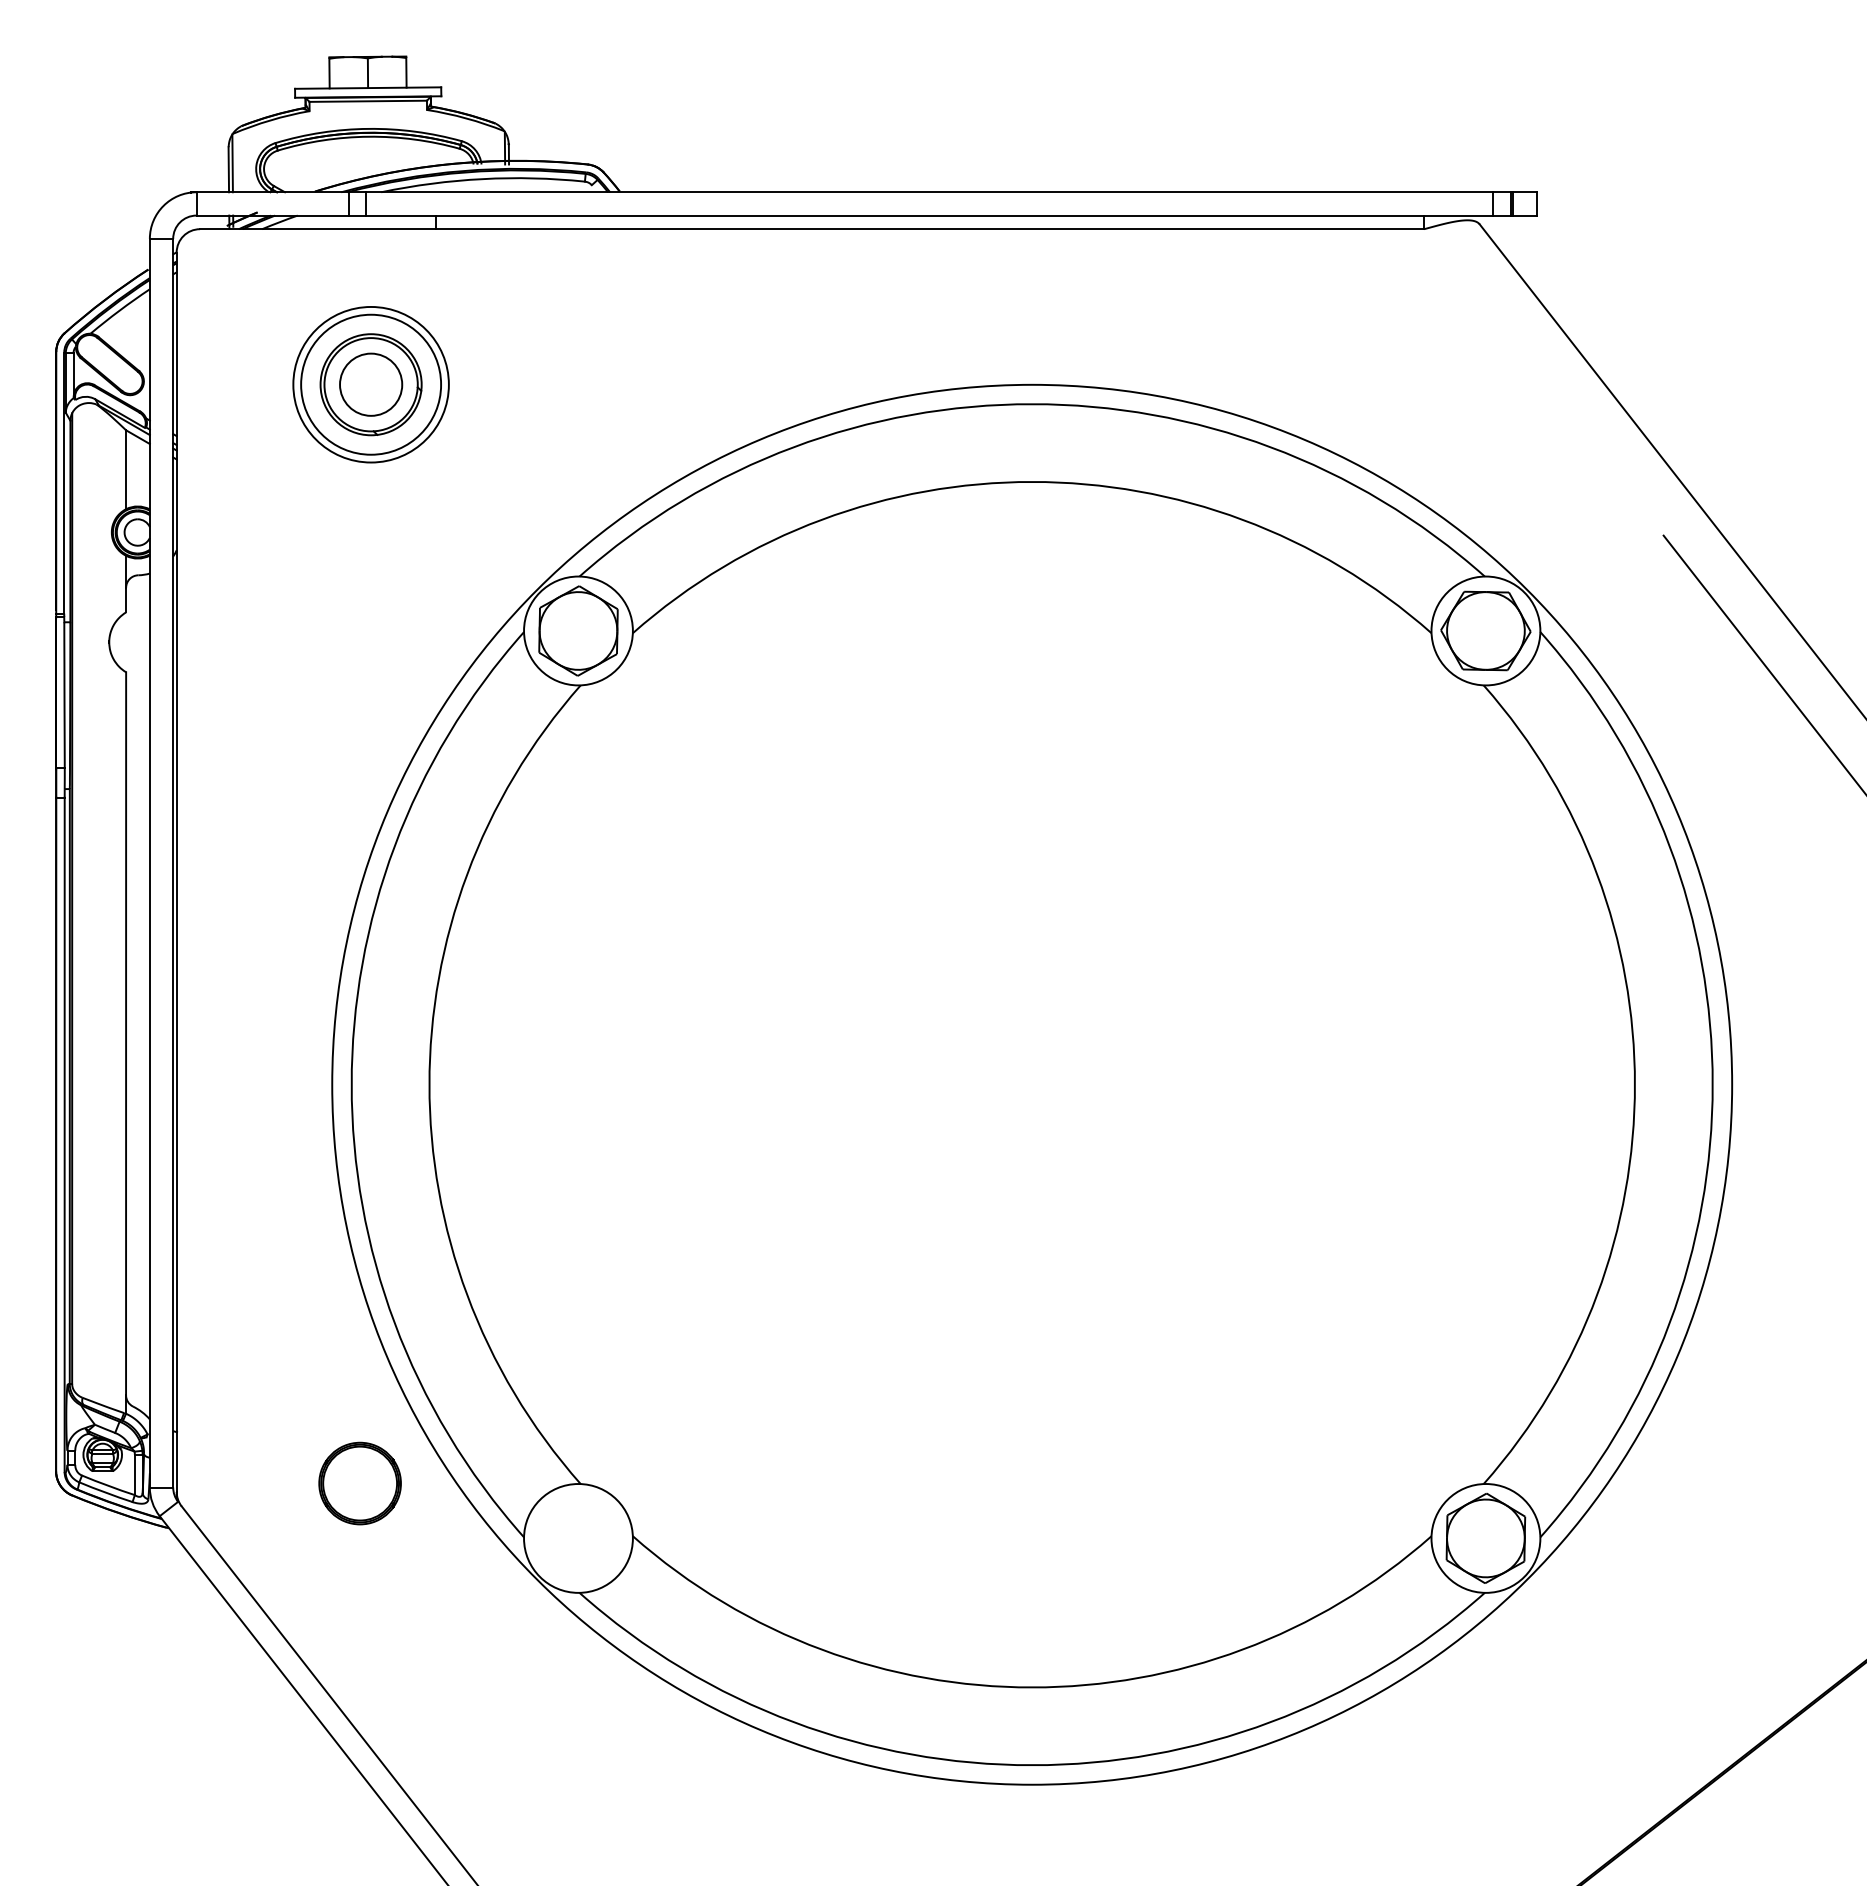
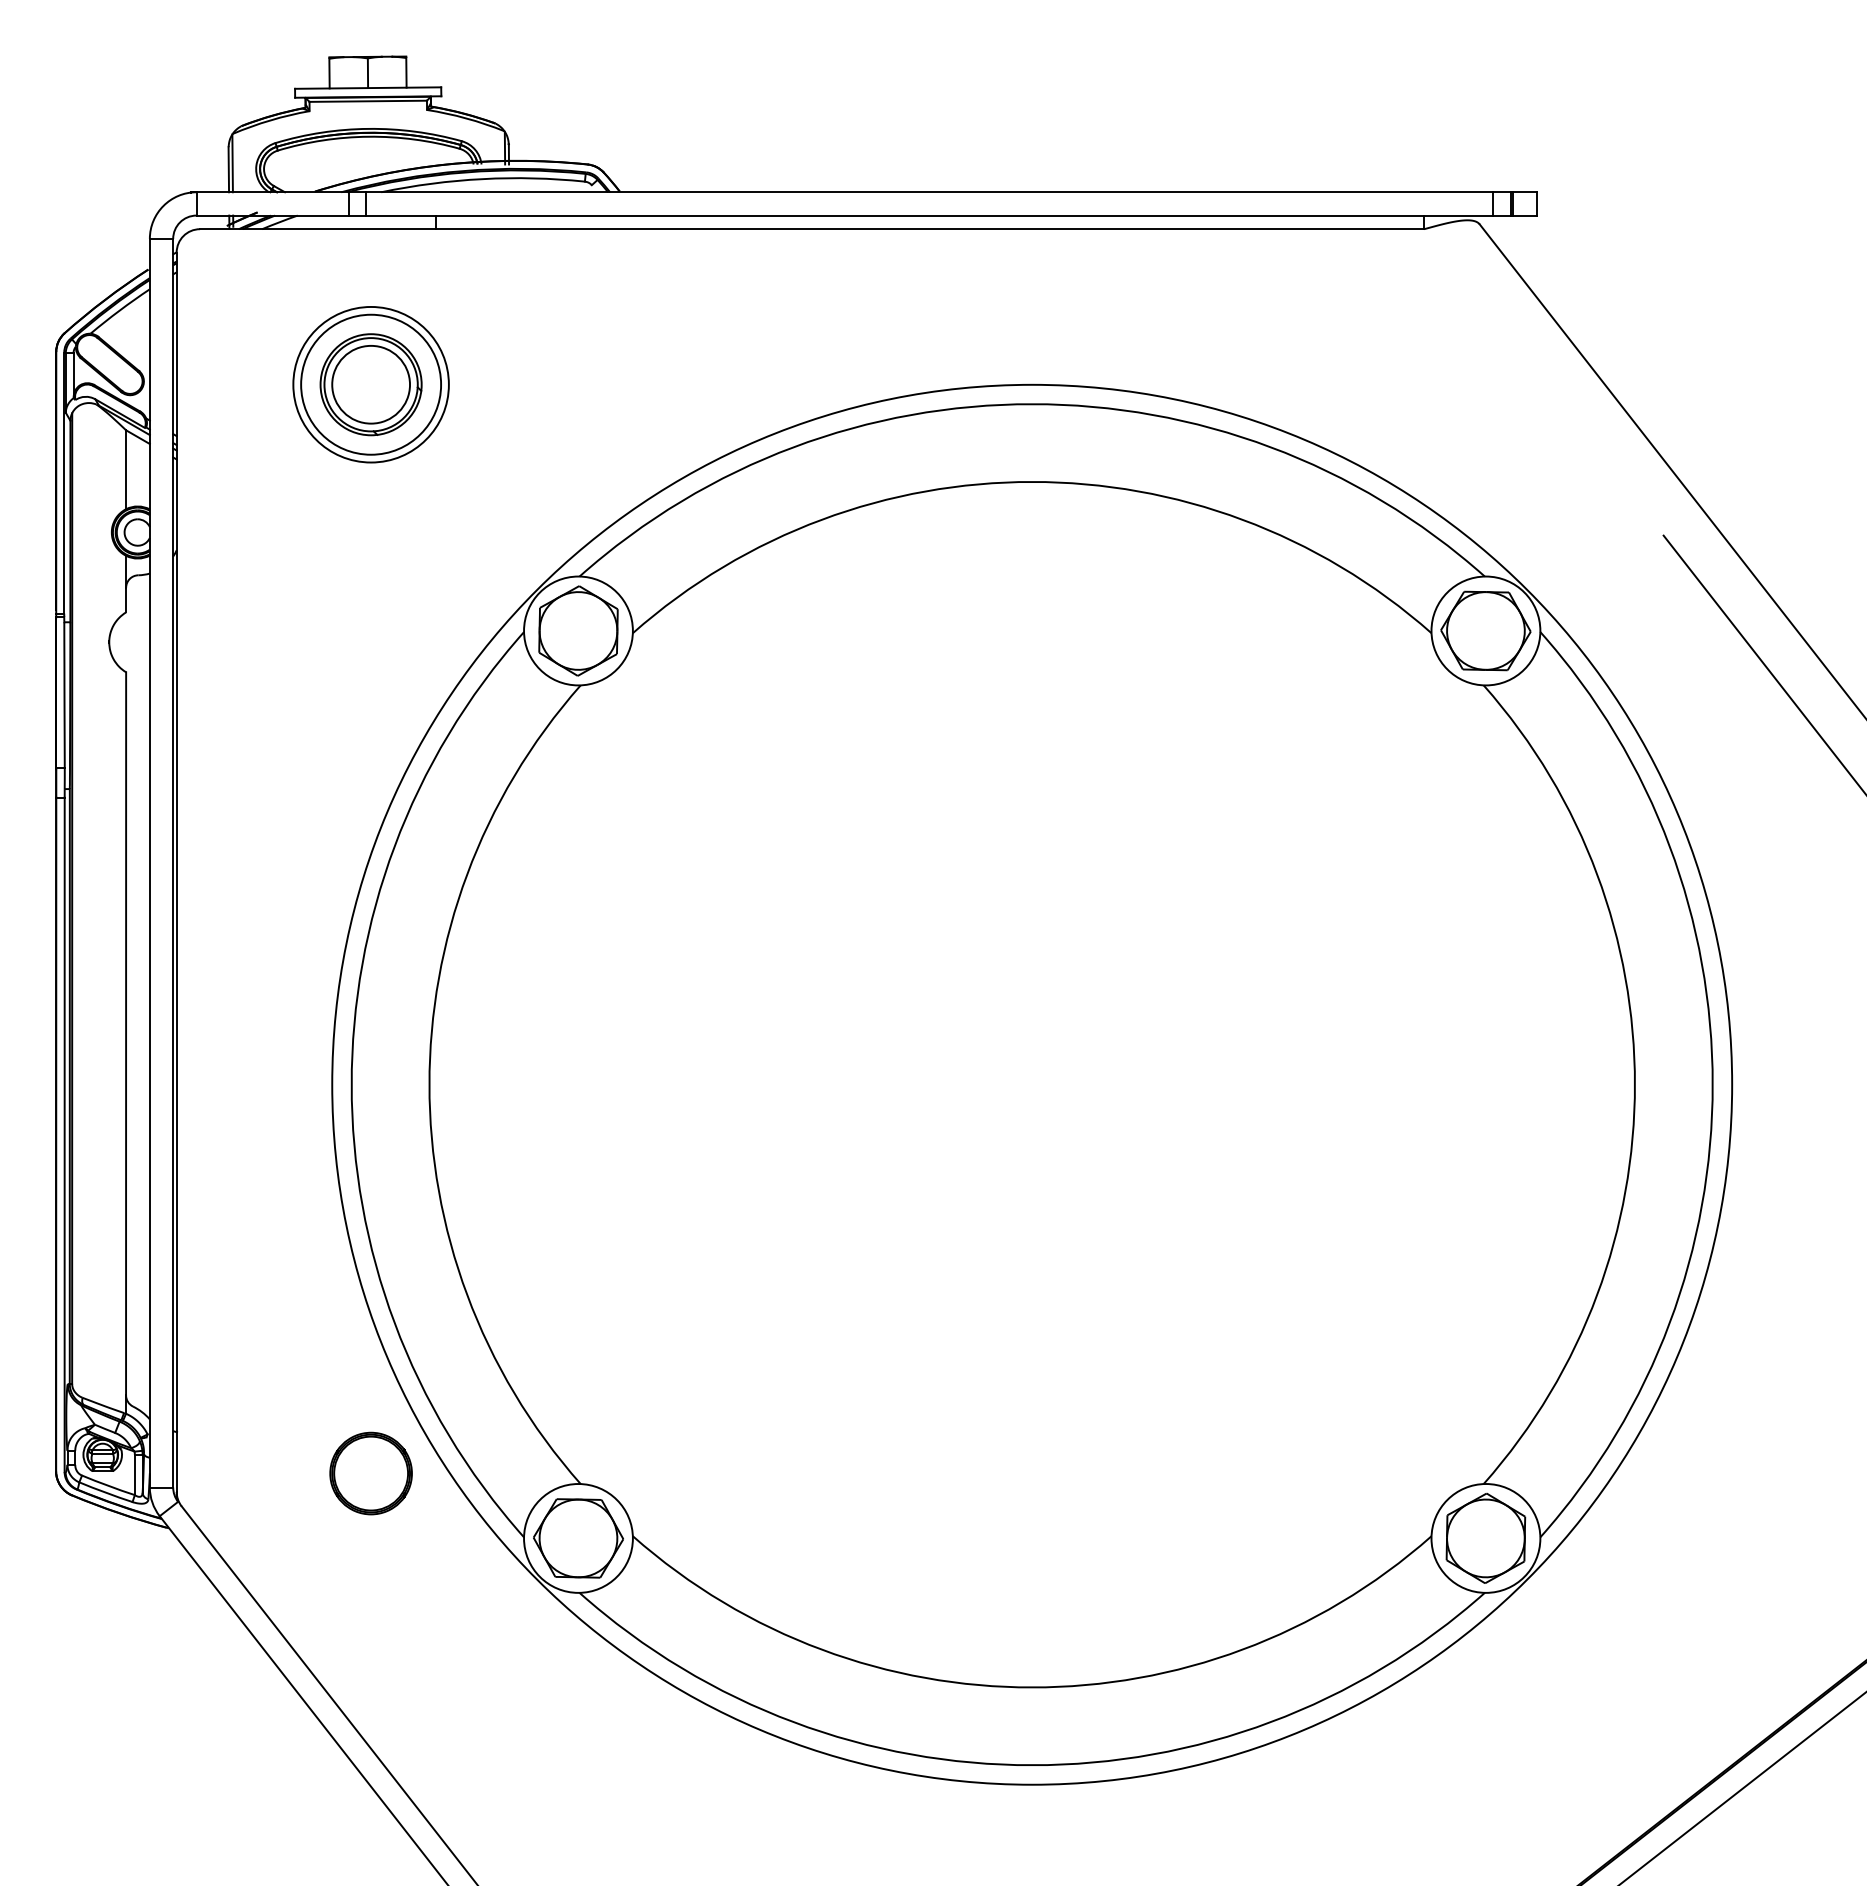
circle diameter: 62 px -> 78 px (371, 384)
part position: (359, 1483) -> (370, 1473) (370, 1473)
part: none -> present (578, 1538)
line: none -> present (1742, 1788)
